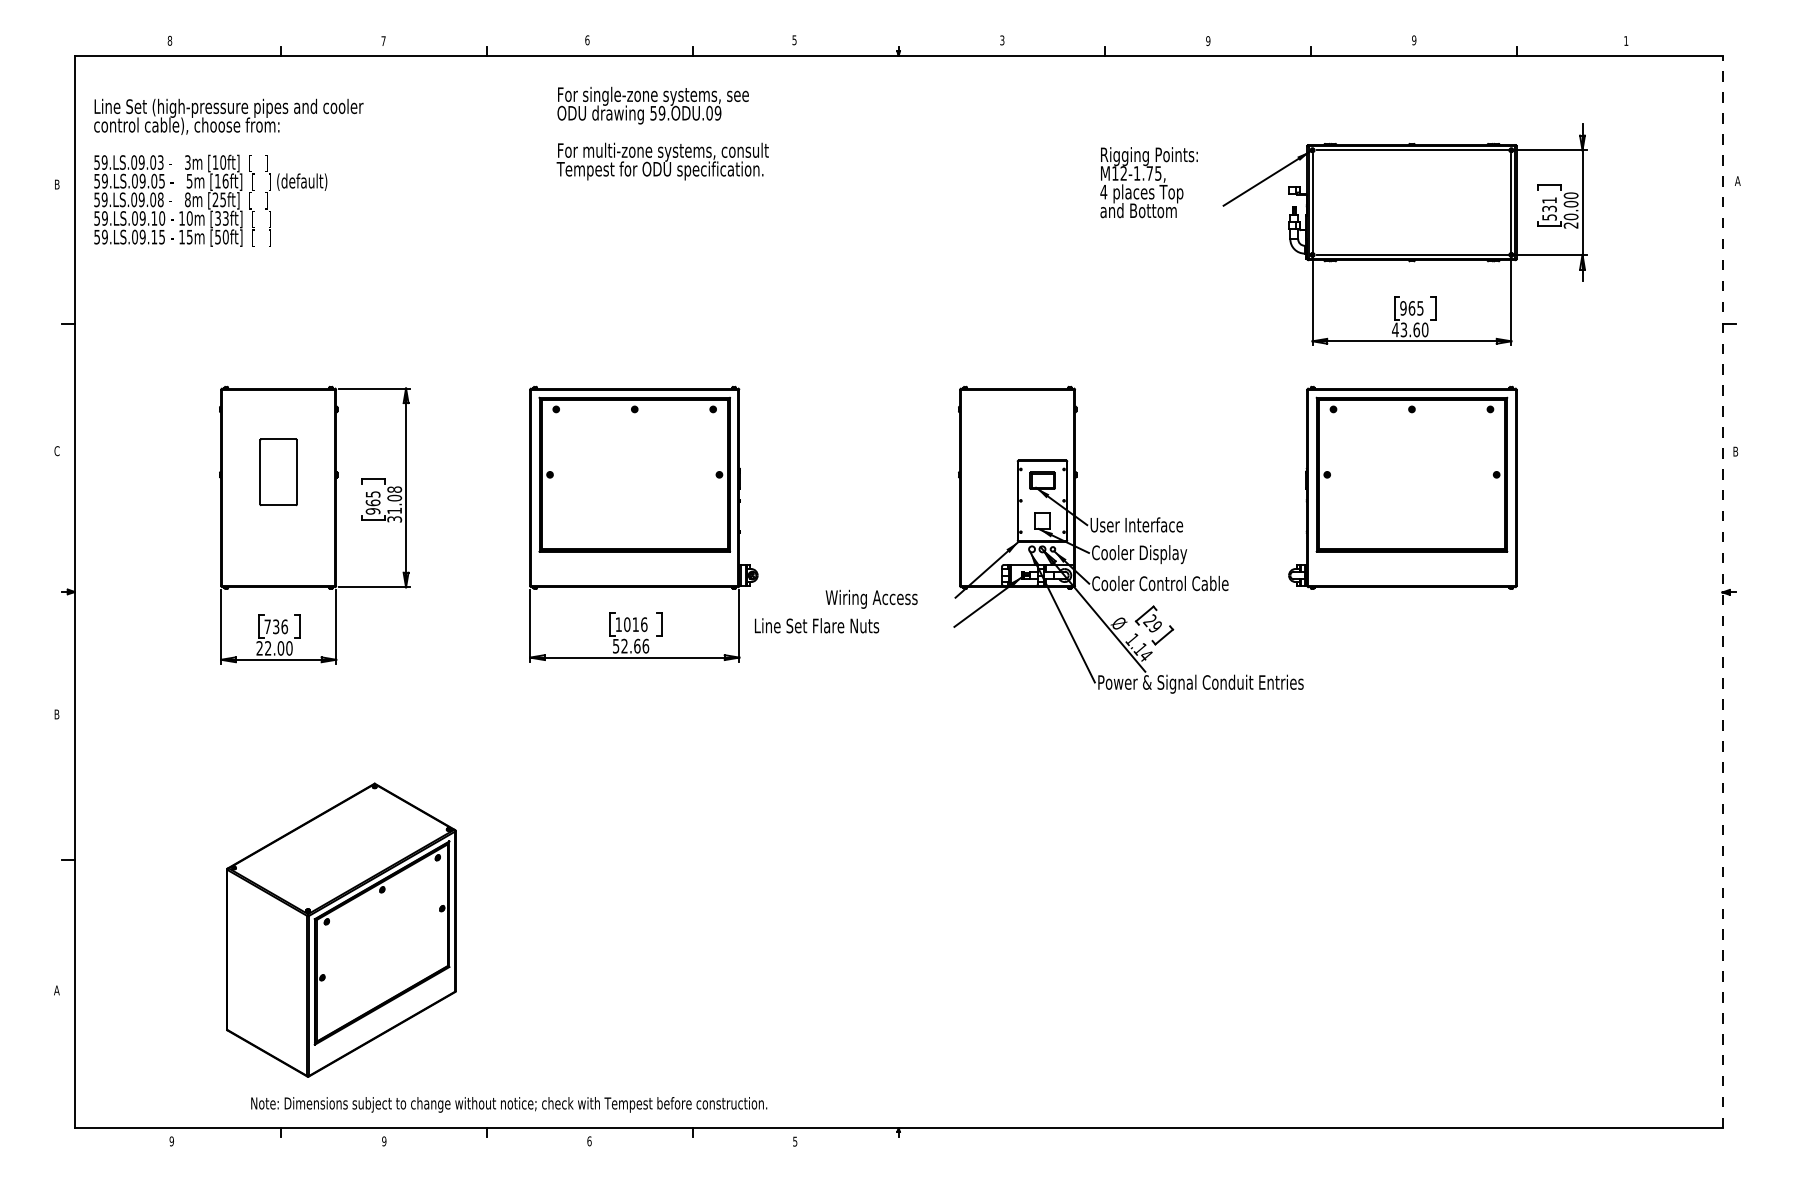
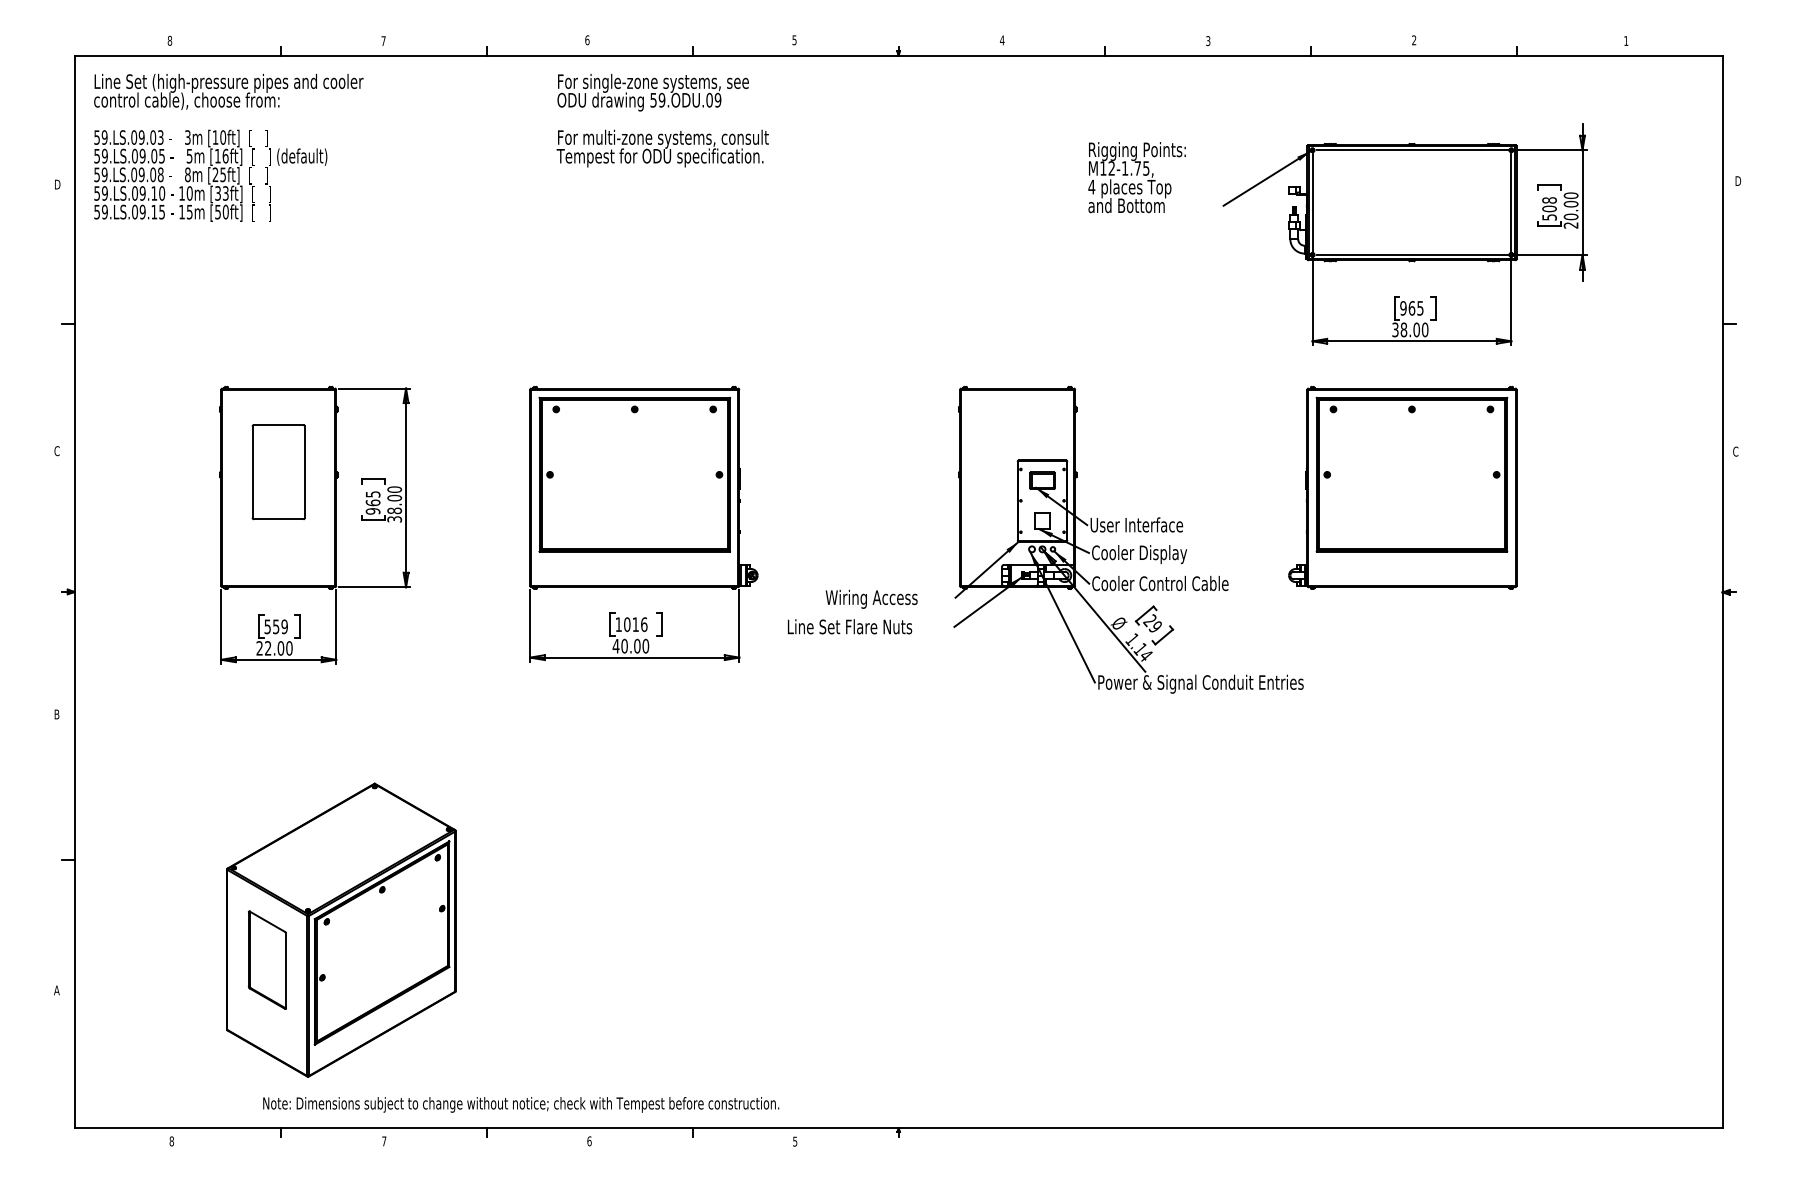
text: 3 -> 4 (1002, 40)
text: 9 -> 3 (1208, 40)
text: 9 -> 2 (1414, 40)
text position: (662, 133) -> (662, 120) (662, 120)
text position: (228, 172) -> (228, 147) (228, 147)
text: A -> D (1738, 180)
text position: (1148, 182) -> (1136, 177) (1136, 177)
text: B -> D (57, 184)
text: 531 -> 508 (1549, 204)
text: 43.60 -> 38.00 (1406, 329)
text: B -> C (1735, 451)
part size: 39x69 px -> 55x97 px (278, 472)
text: 31.08 -> 38.00 (394, 500)
line: dashed -> solid (1722, 591)
text position: (817, 625) -> (850, 626) (850, 626)
text: 736 -> 559 (276, 626)
text: 52.66 -> 40.00 (630, 645)
part: none -> present (266, 959)
text position: (509, 1104) -> (521, 1104) (521, 1104)
text: 9 -> 8 (171, 1141)
text: 9 -> 7 (384, 1141)
